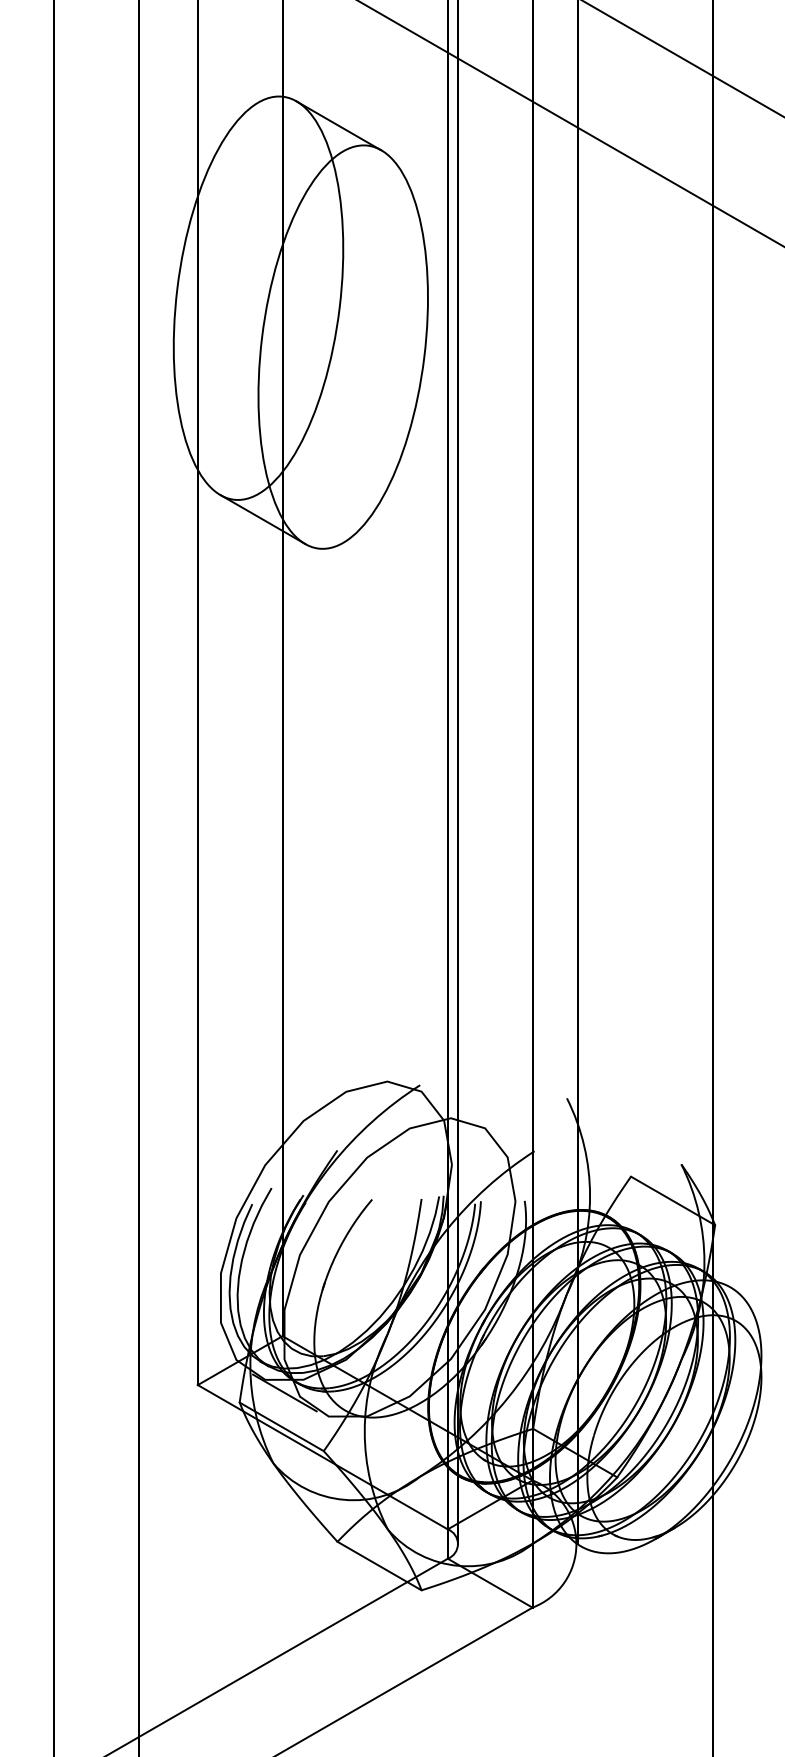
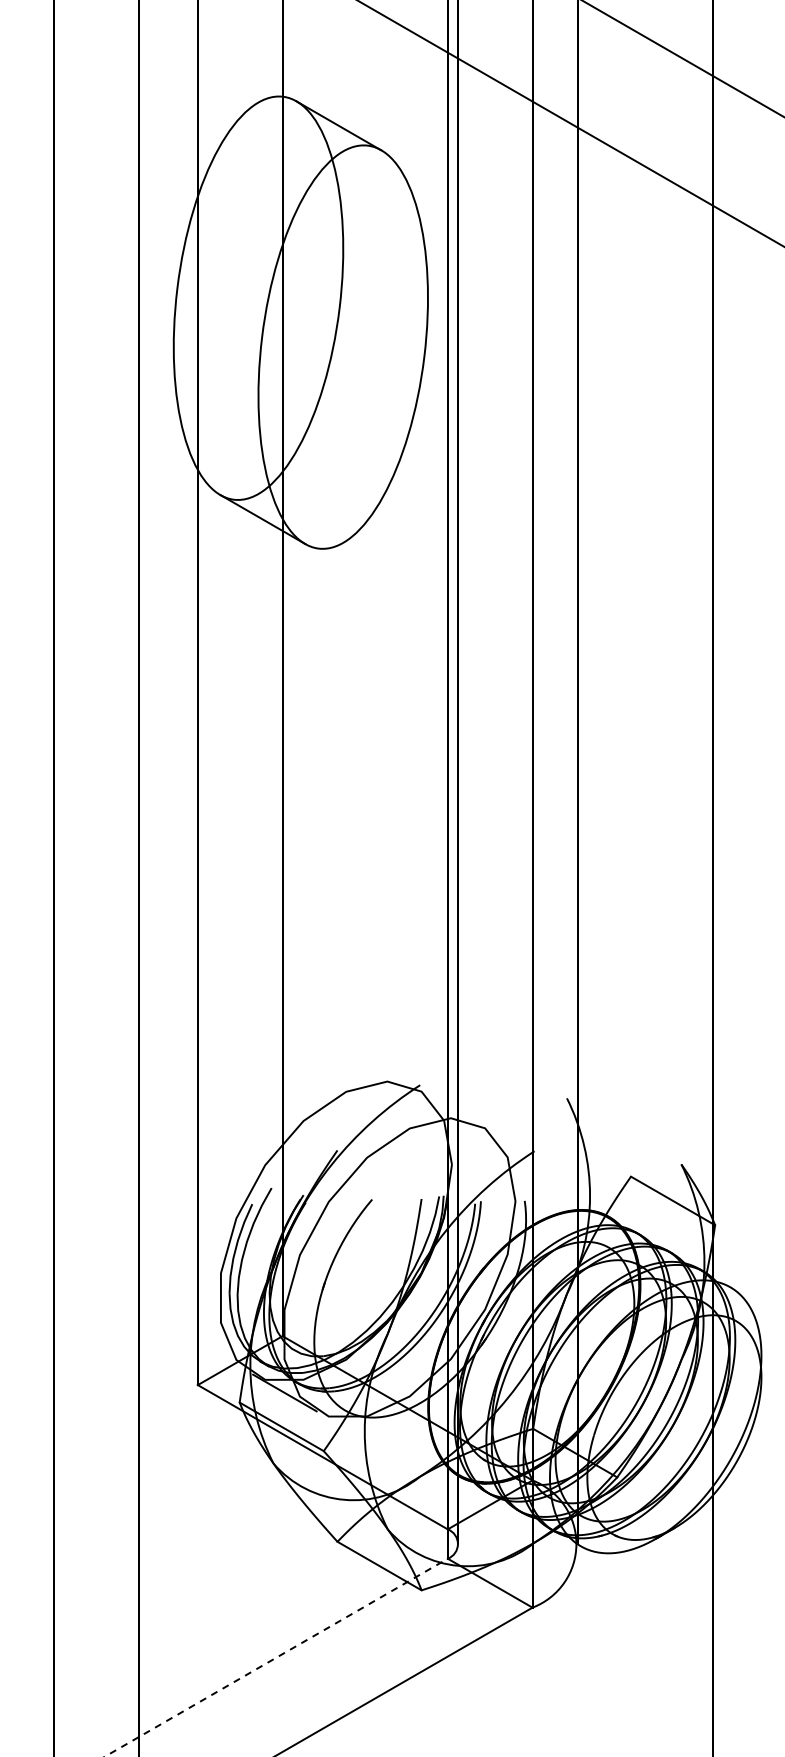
line: solid -> dashed (276, 1657)
